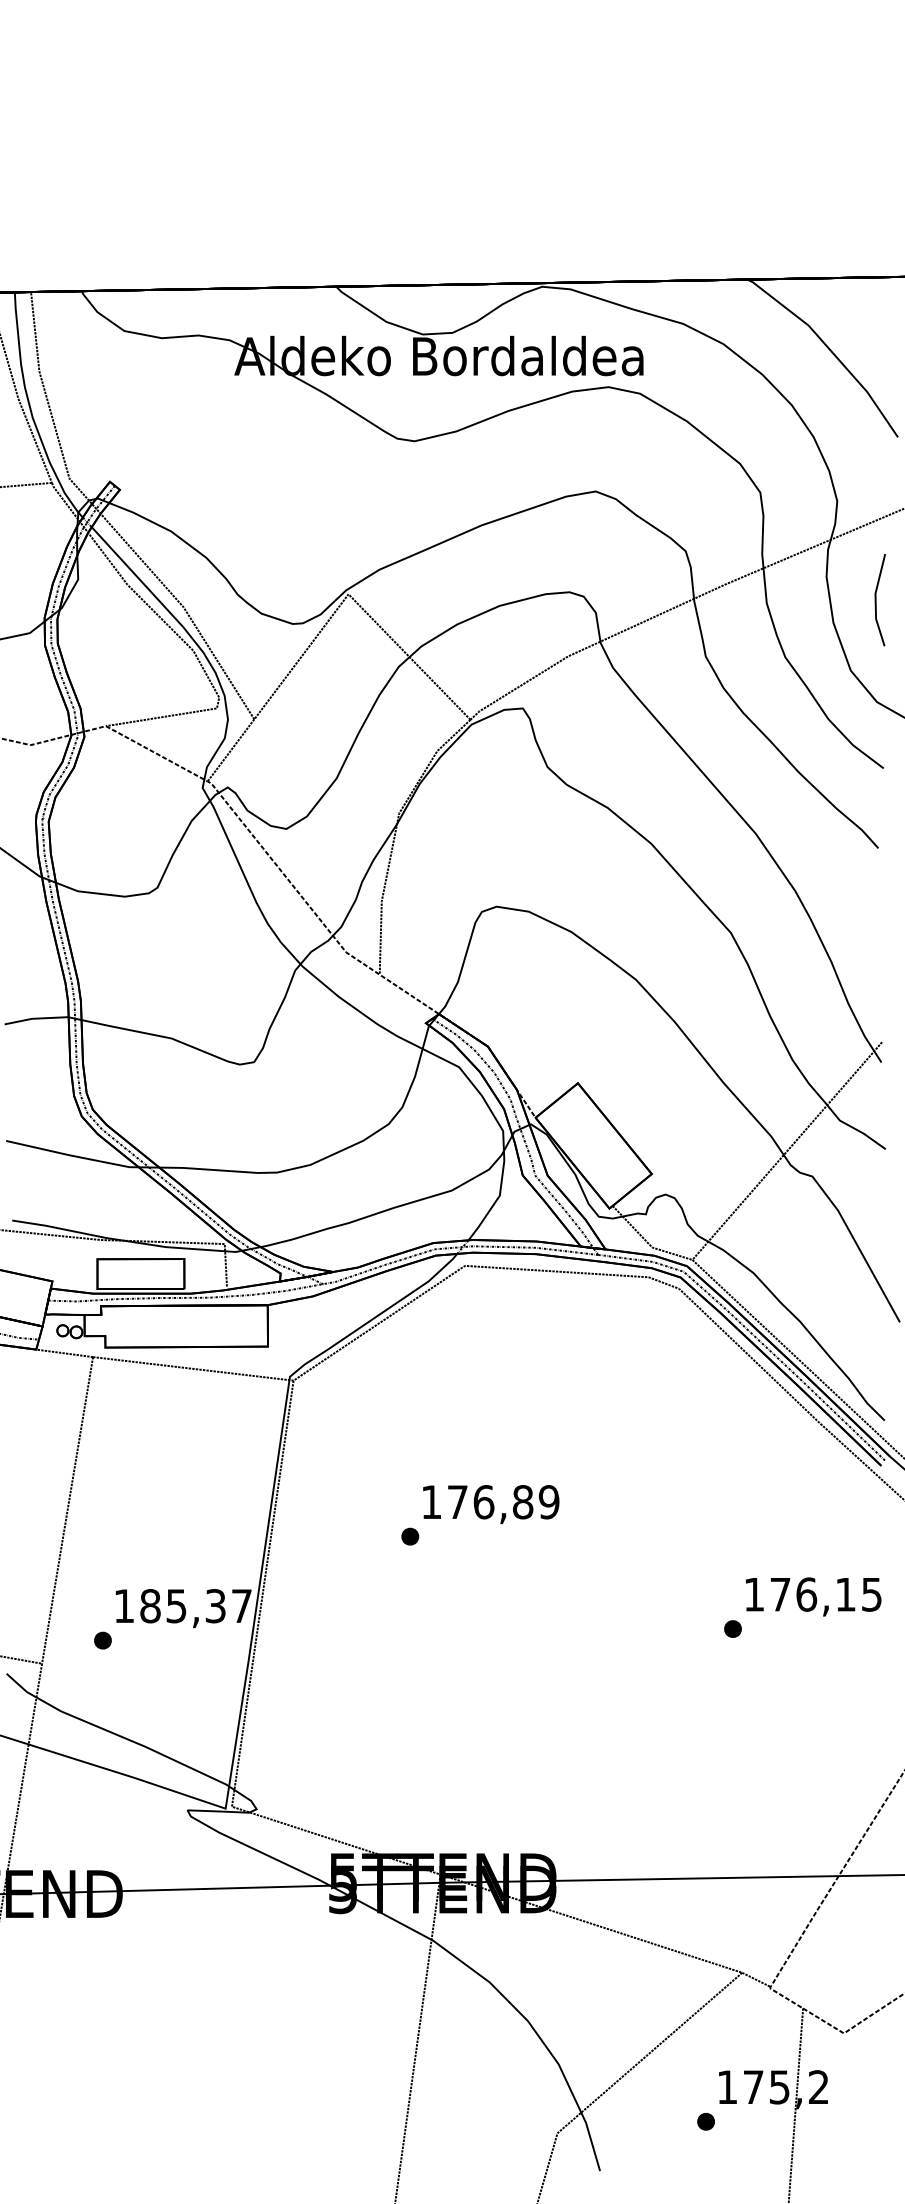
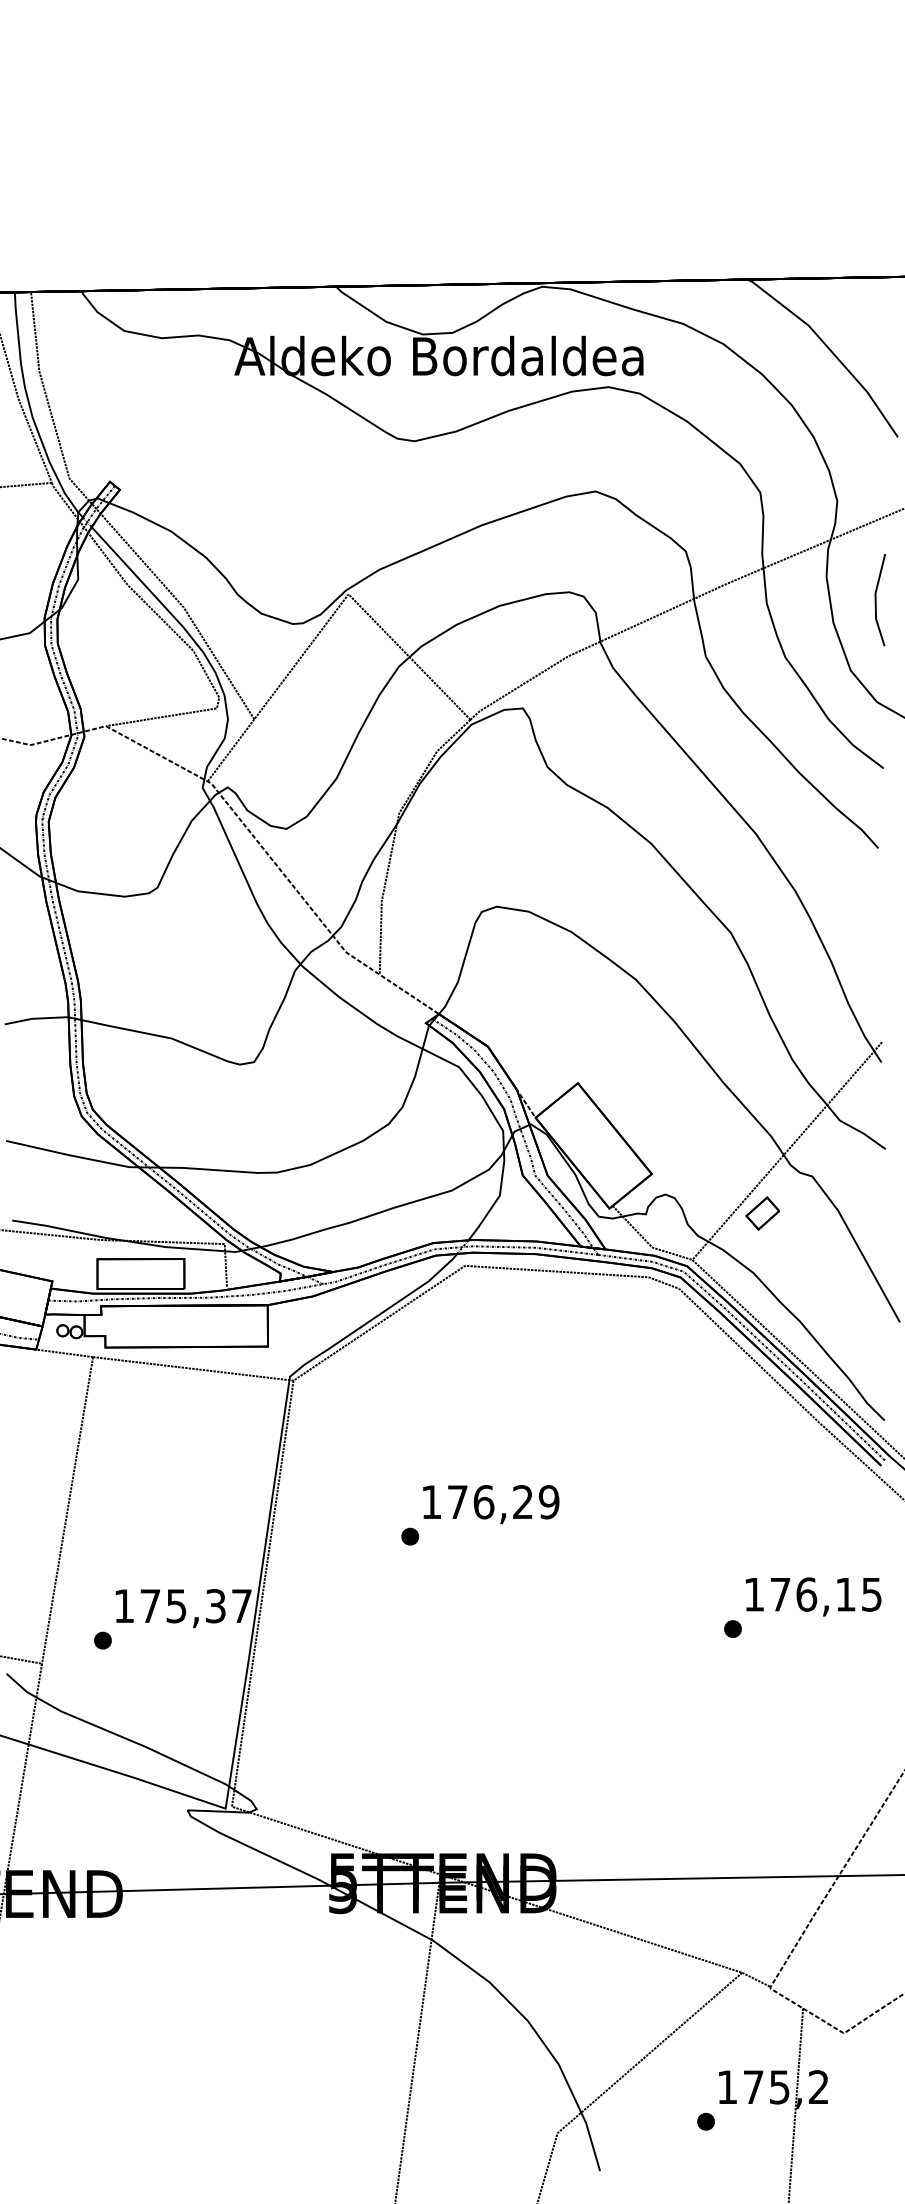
part: none -> present (762, 1213)
text: 176,89 -> 176,29 (523, 1502)
text: 185,37 -> 175,37 (150, 1606)
